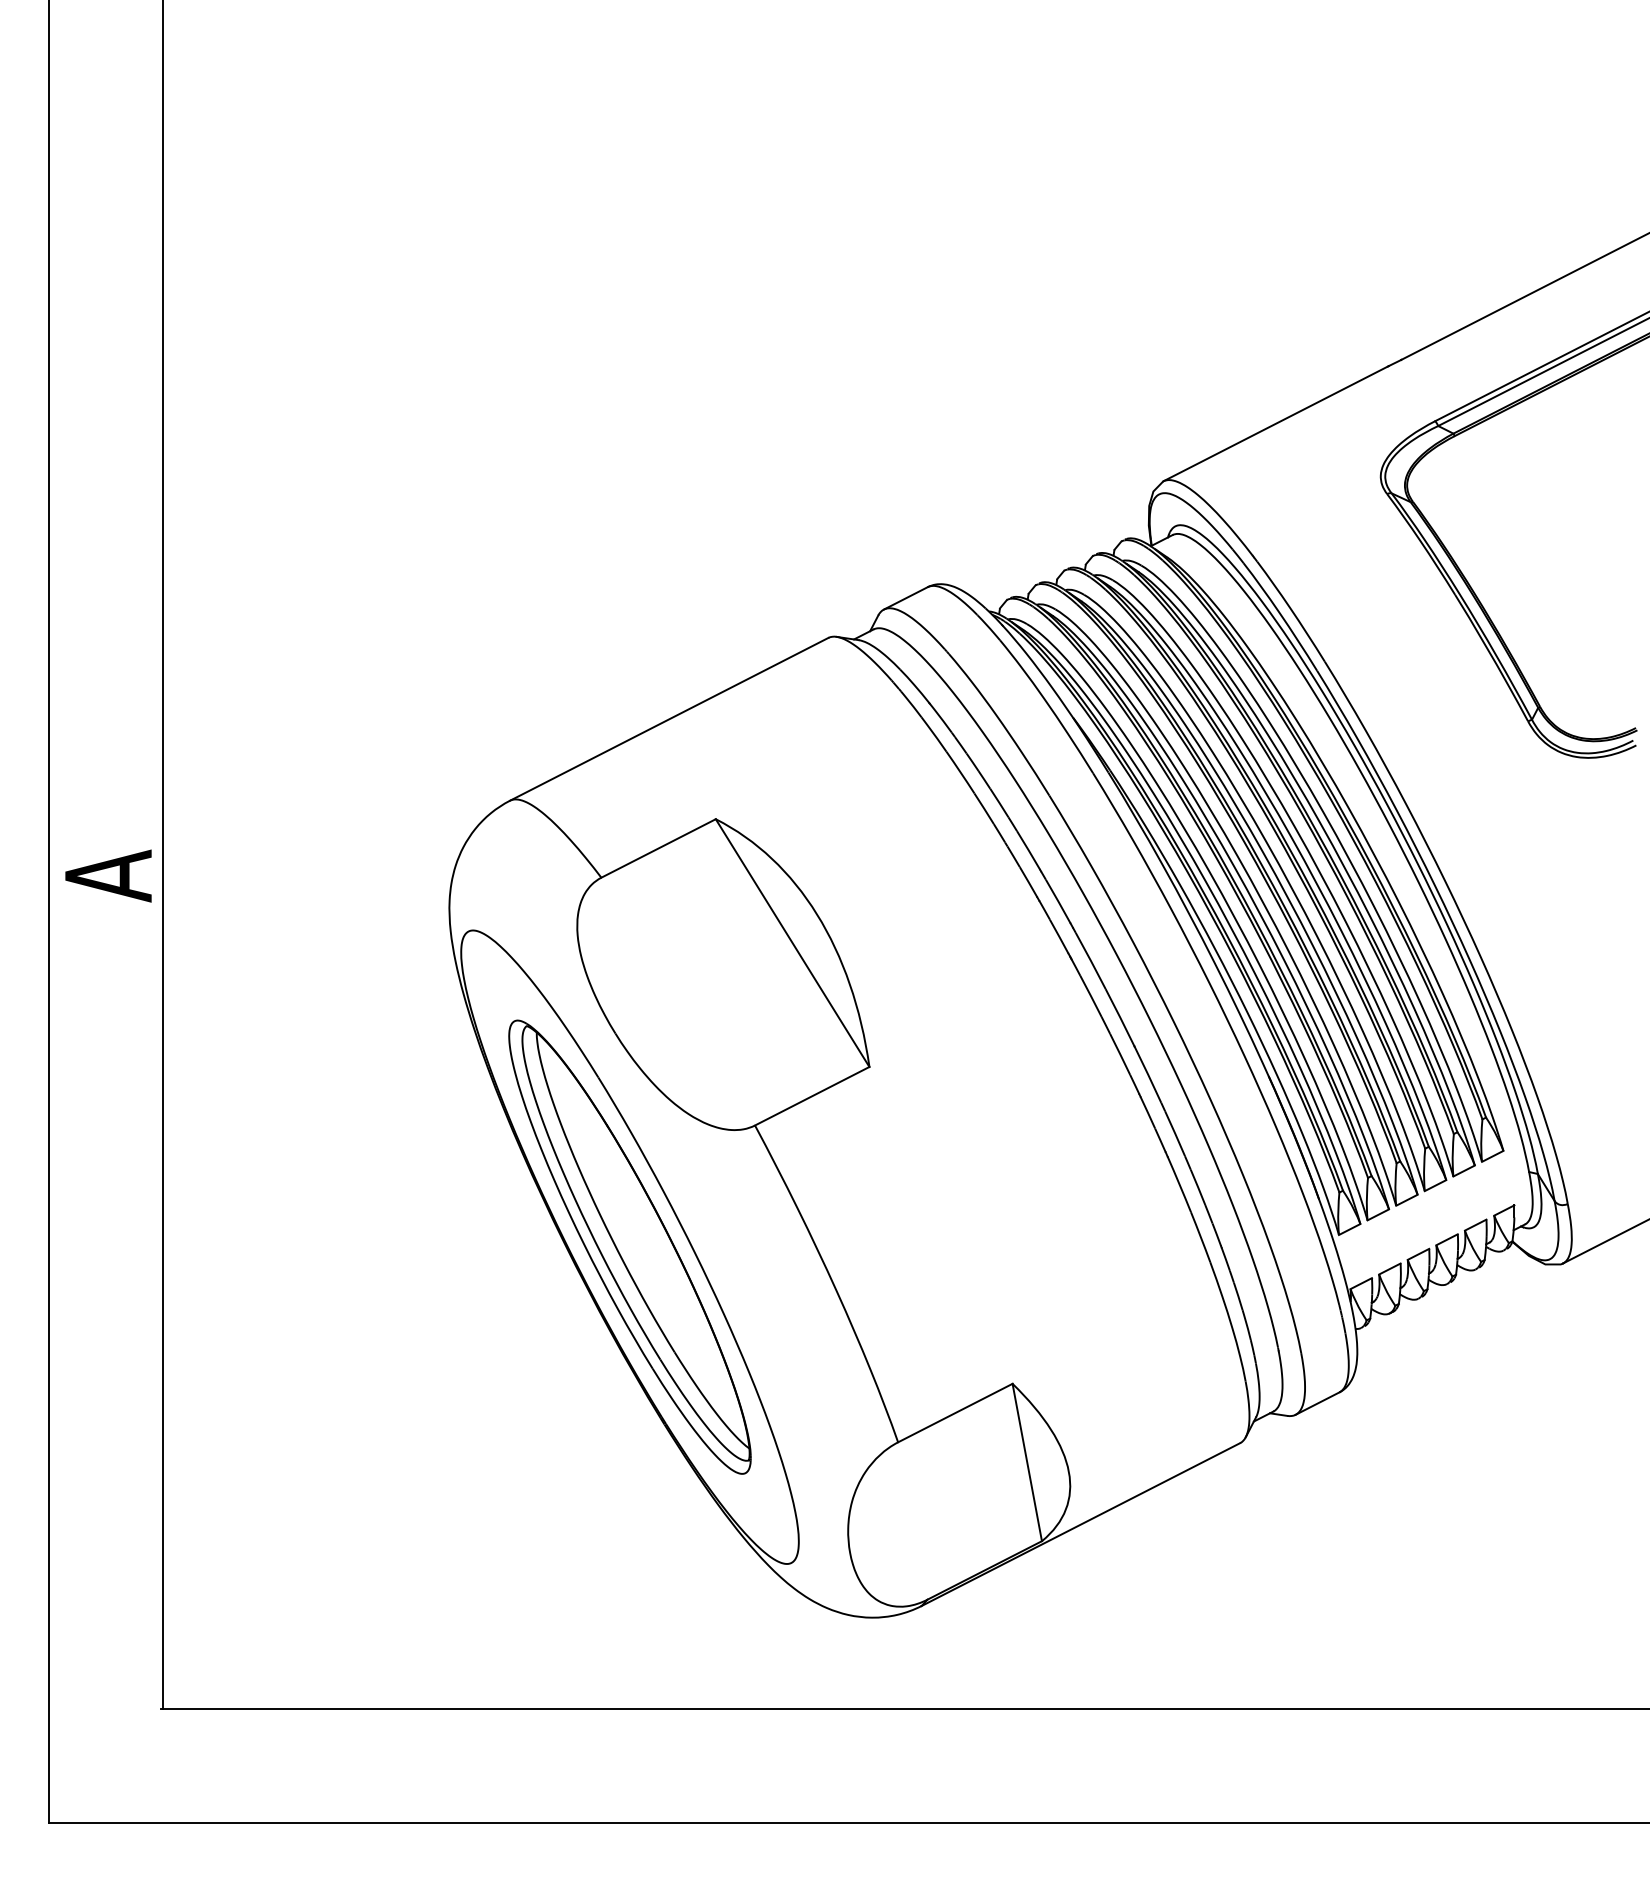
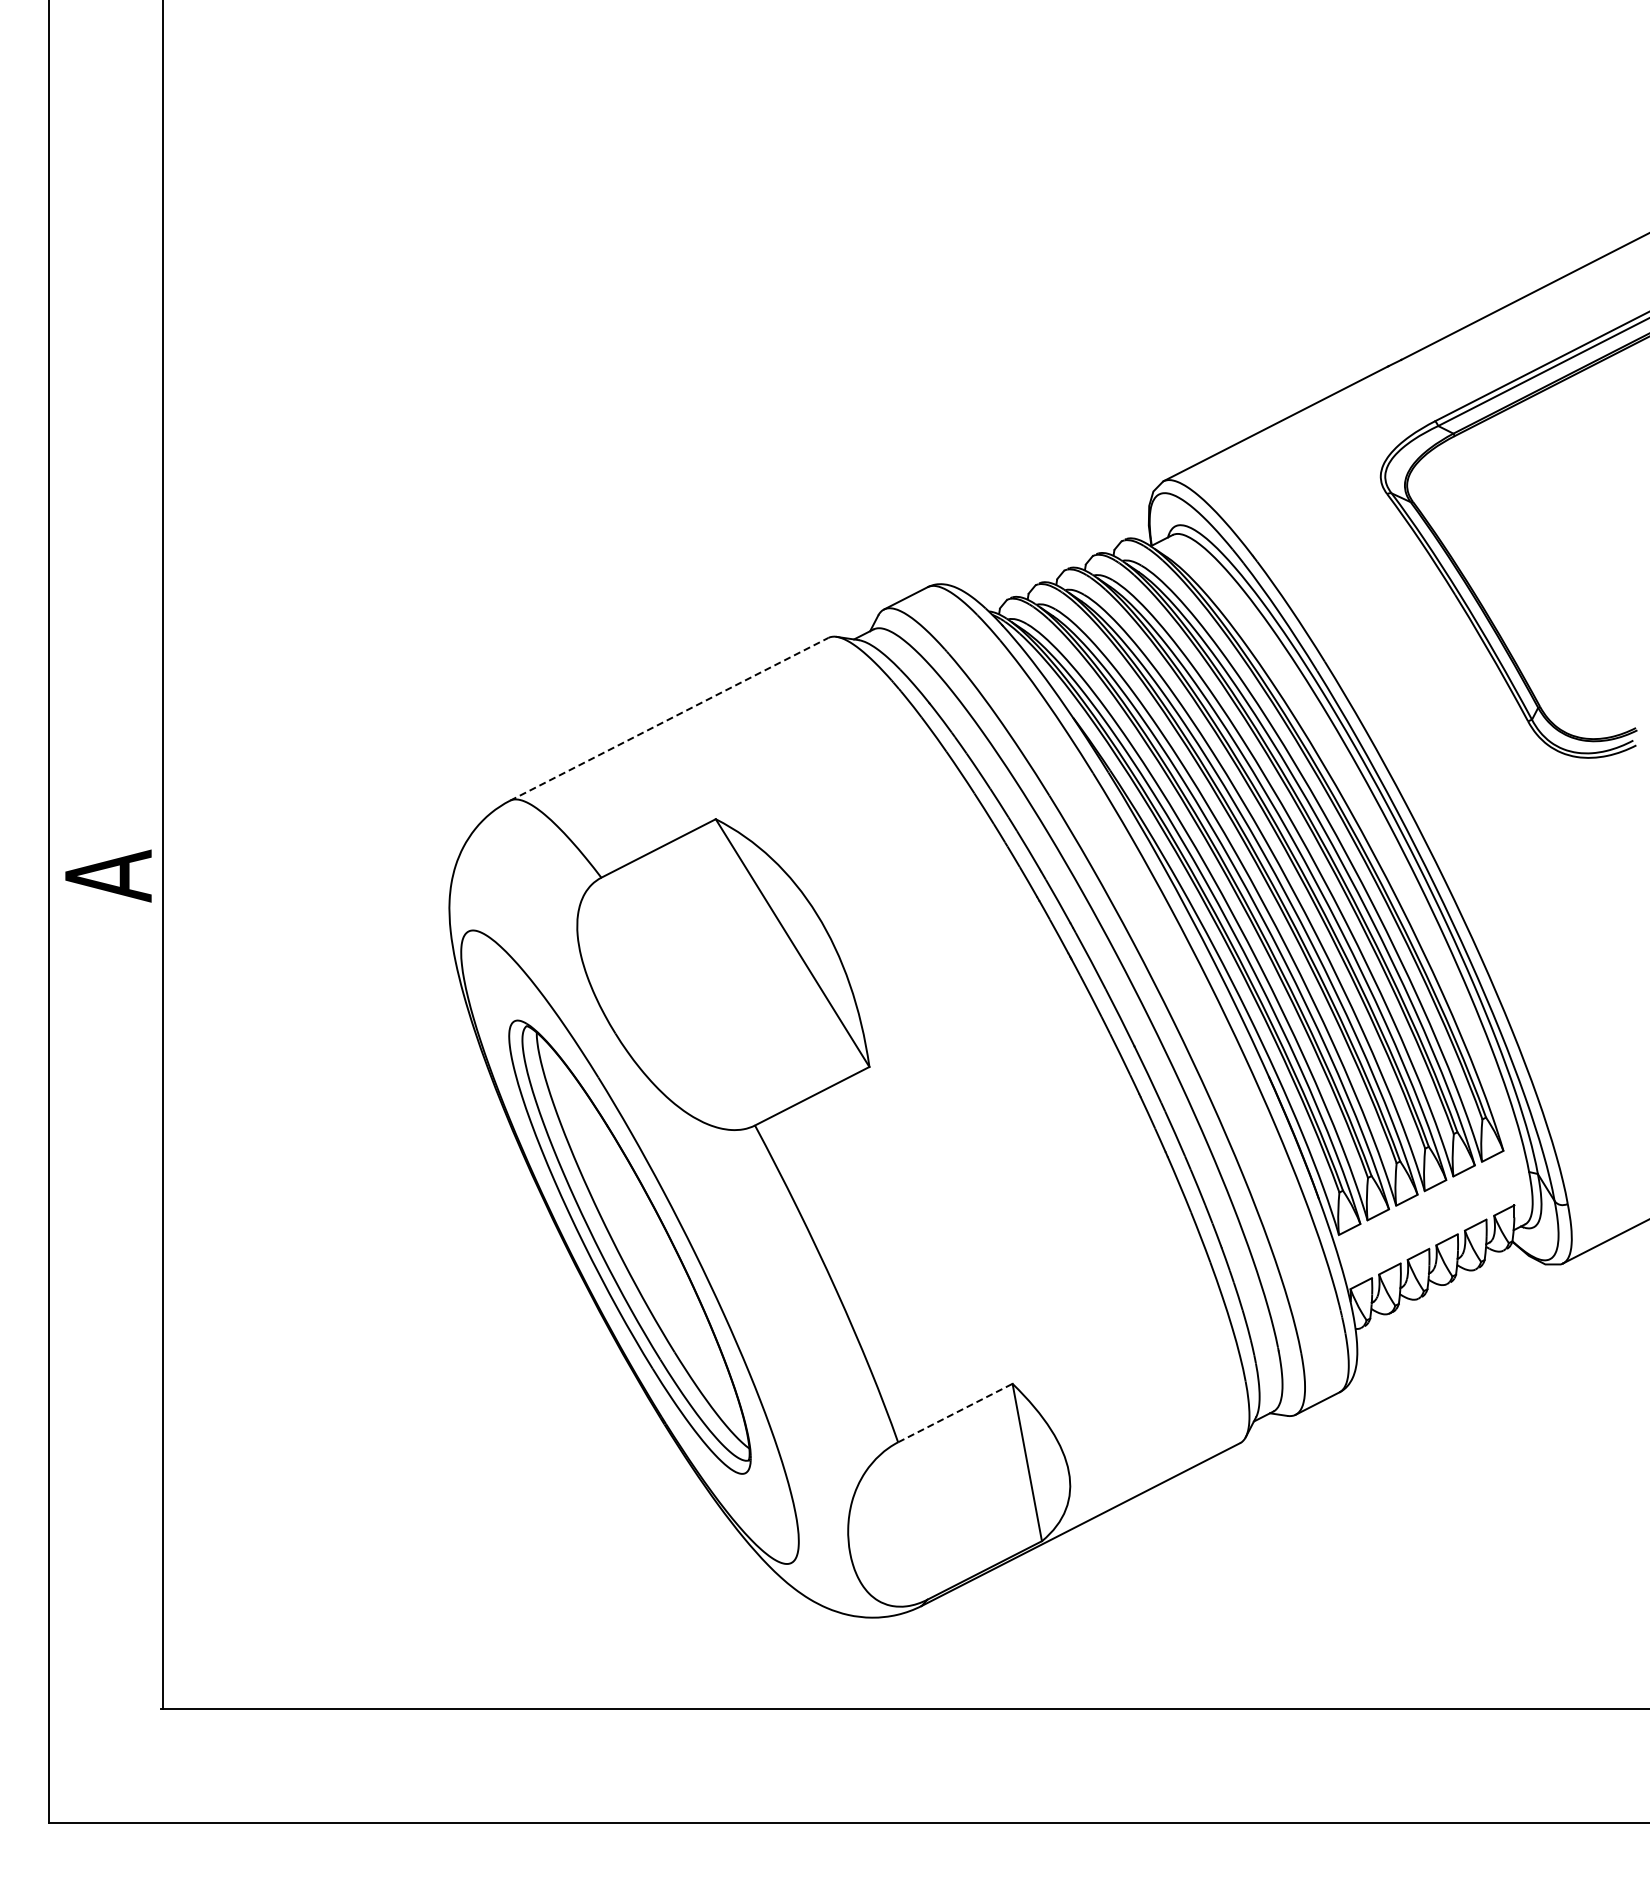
line: solid -> dashed (669, 719)
line: solid -> dashed (955, 1412)
